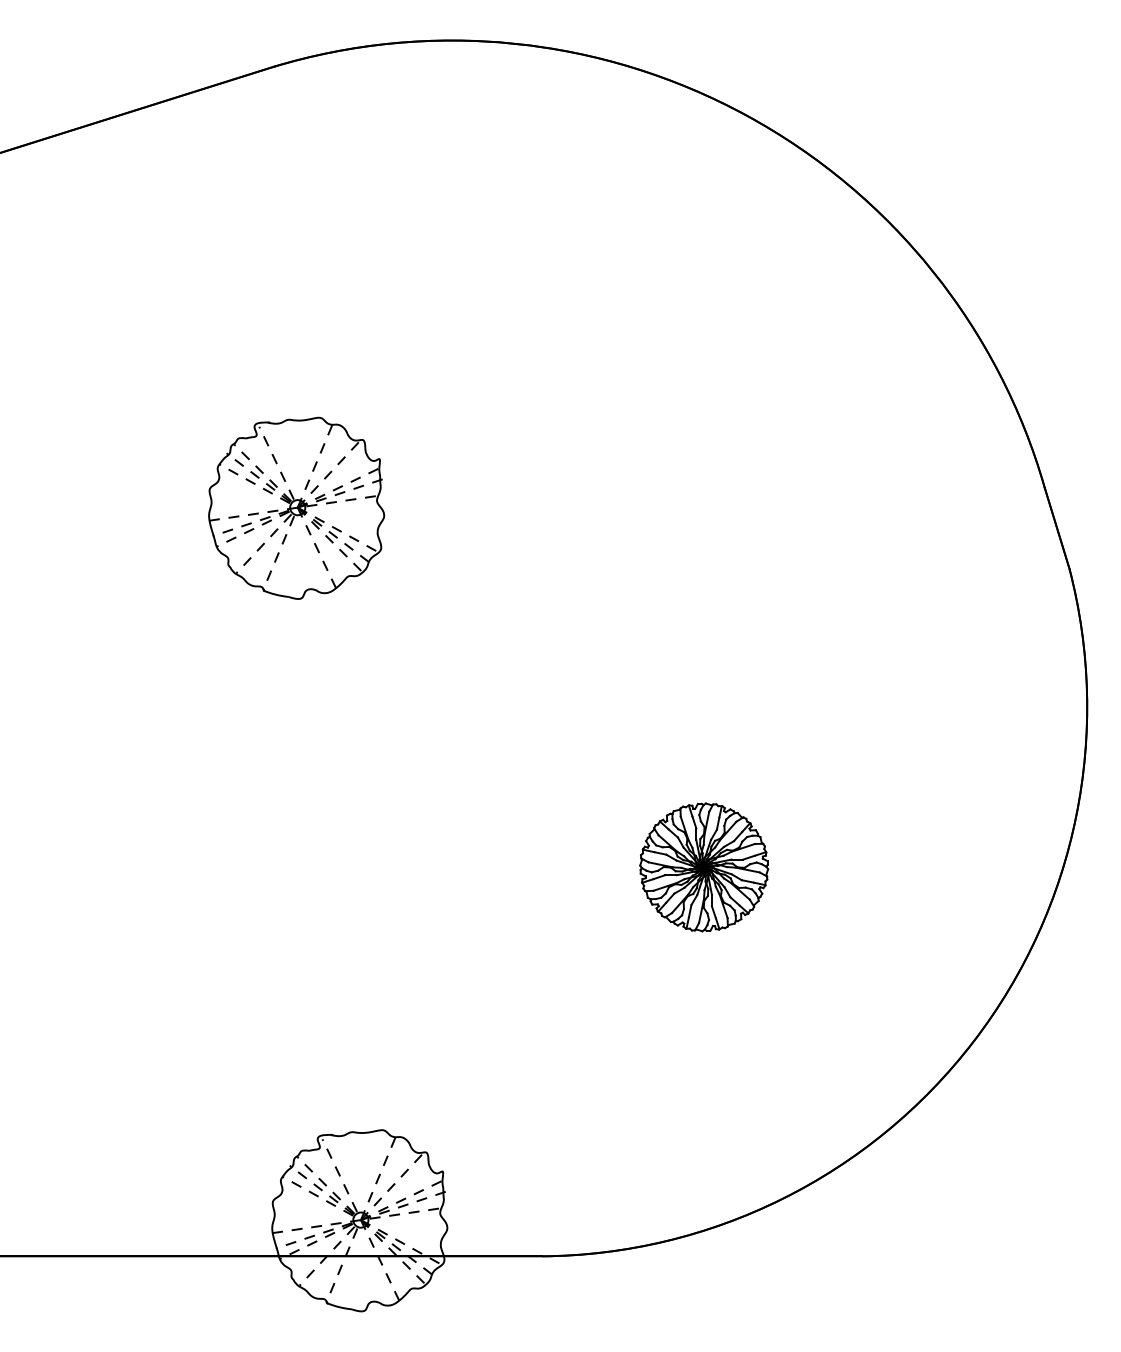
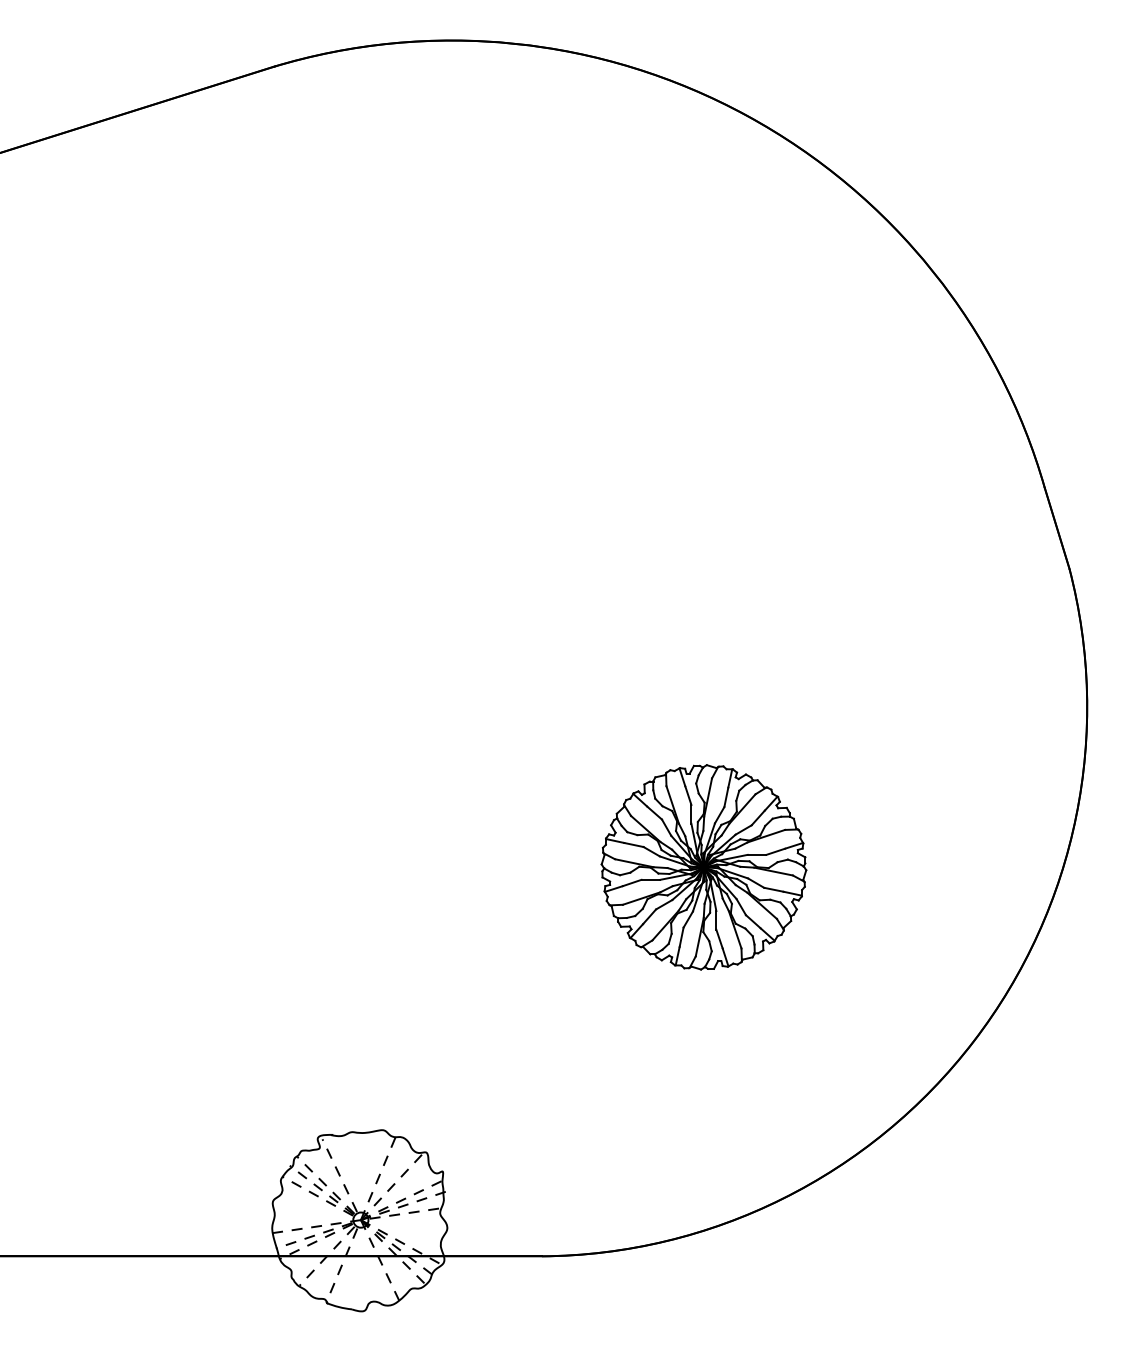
part: present -> none (296, 507)
part size: 131x131 px -> 208x207 px (703, 867)
